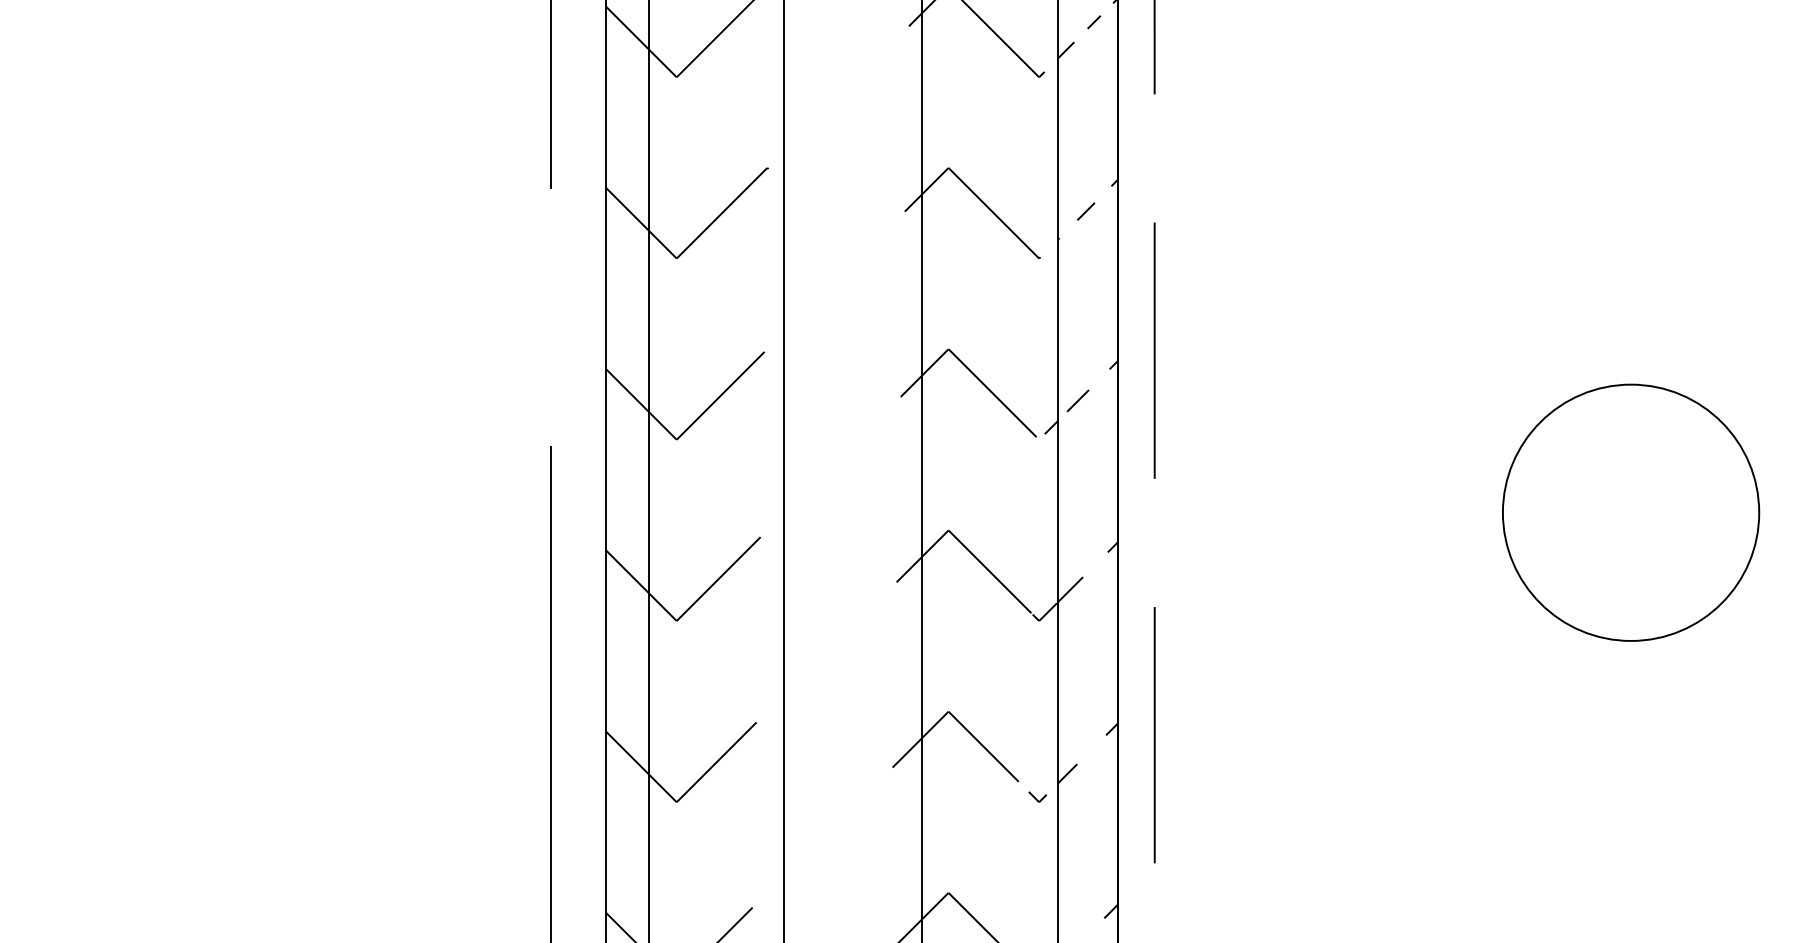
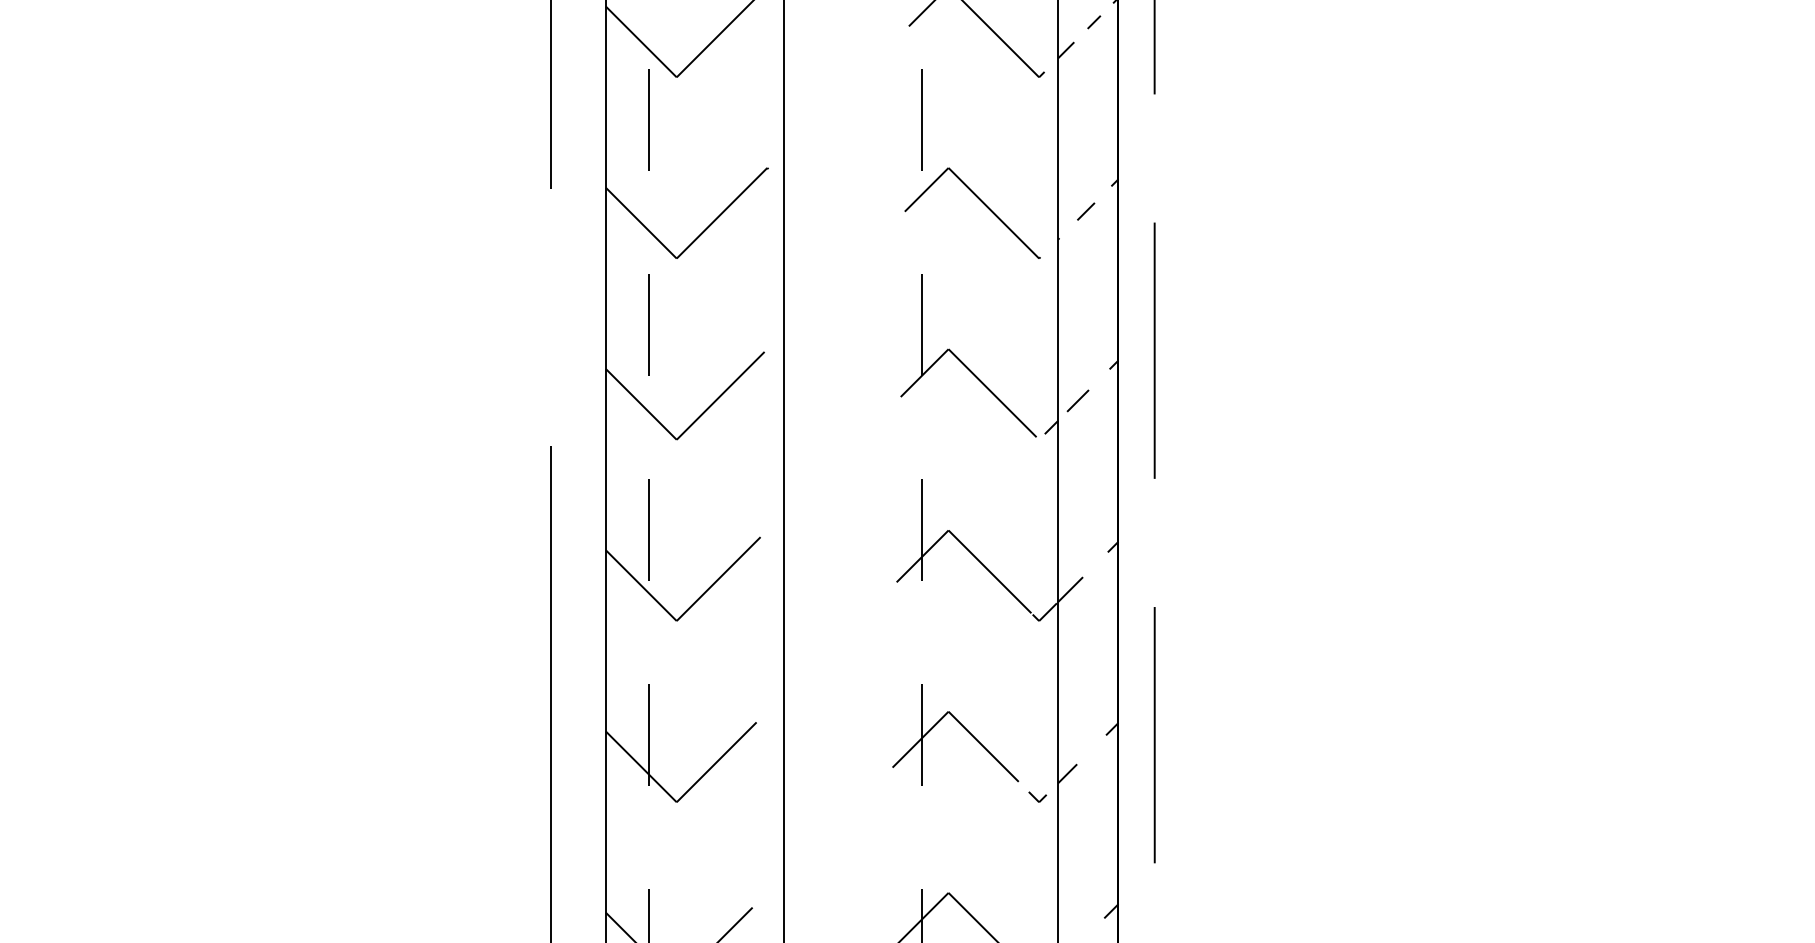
line: solid -> dashed (921, 471)
line: solid -> dashed (649, 472)
circle: present -> none (1631, 512)
